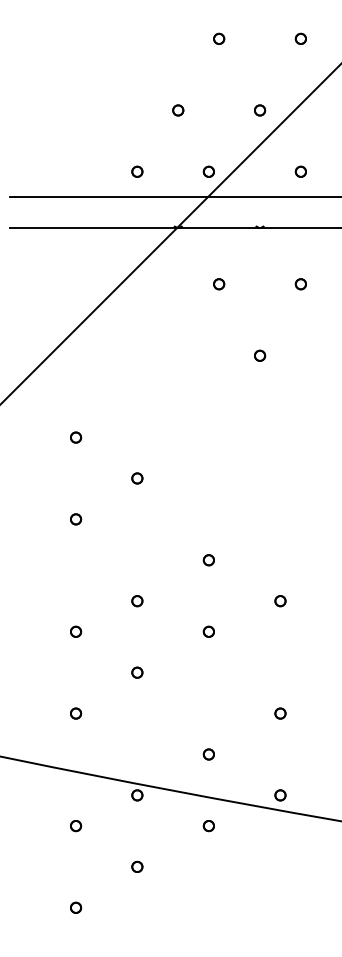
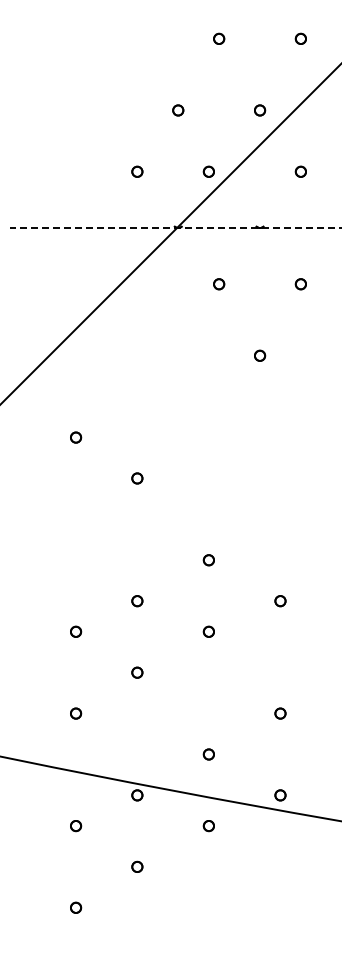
line: present -> none (173, 197)
line: solid -> dashed (175, 228)
part: present -> none (76, 519)
